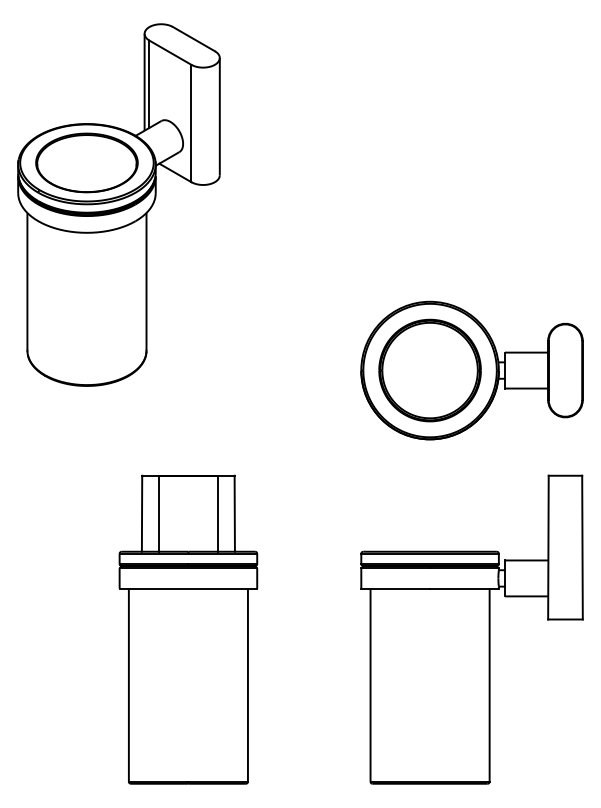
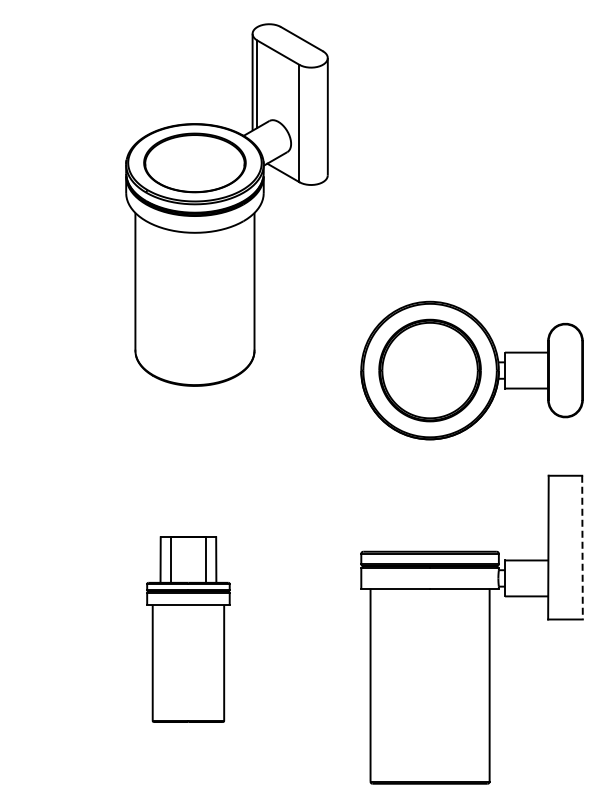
part position: (118, 204) -> (226, 204) (226, 204)
line: solid -> dashed (582, 547)
part size: 141x311 px -> 85x187 px (188, 629)
